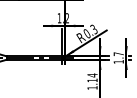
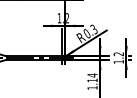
text: 1.7 -> 1.2 (118, 54)
